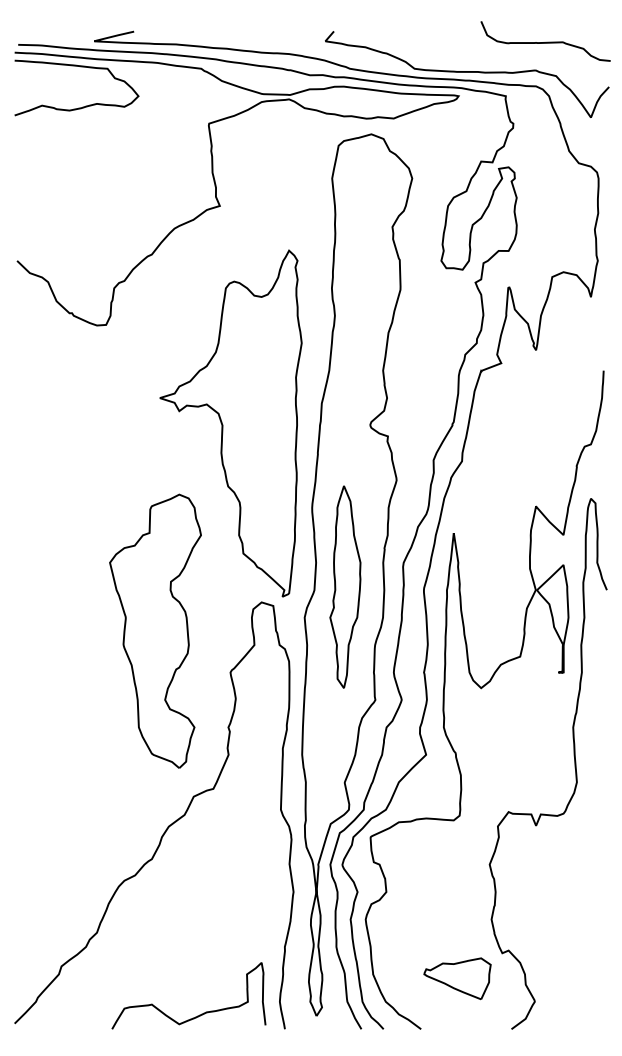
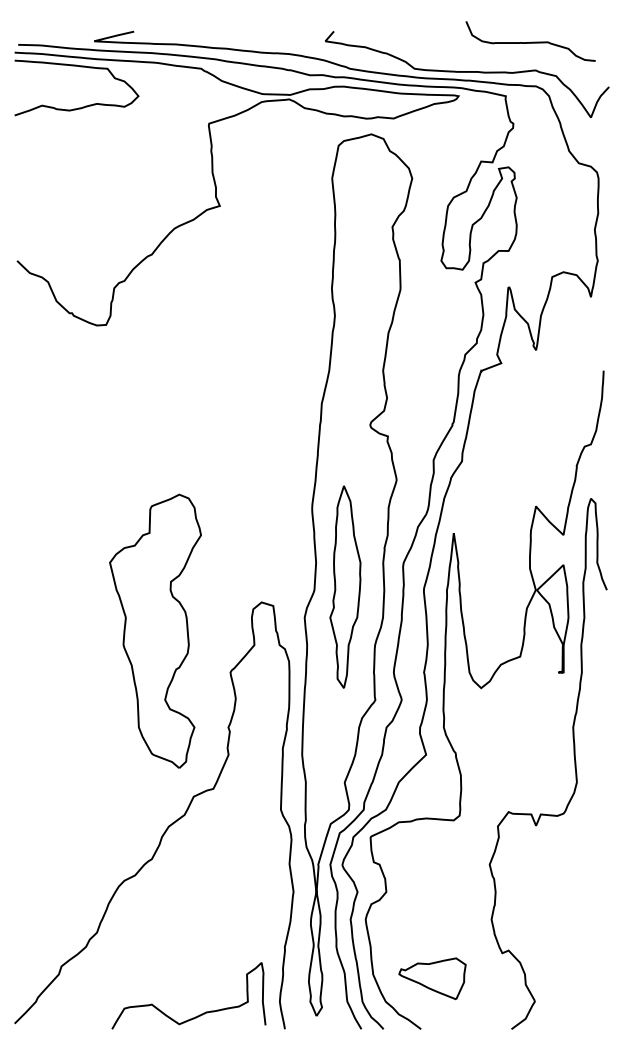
curve position: (546, 41) -> (531, 41) (531, 41)
part: present -> none (230, 423)
part position: (457, 978) -> (432, 978) (432, 978)
